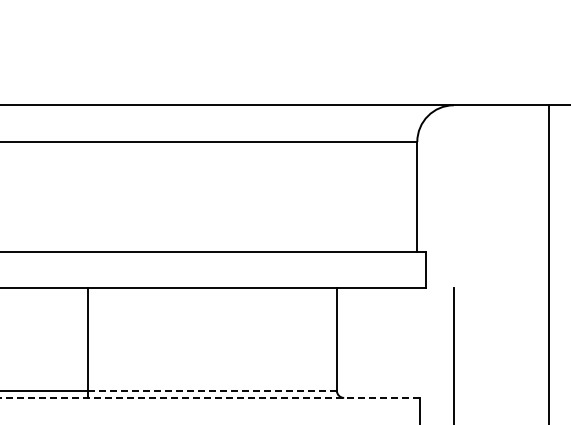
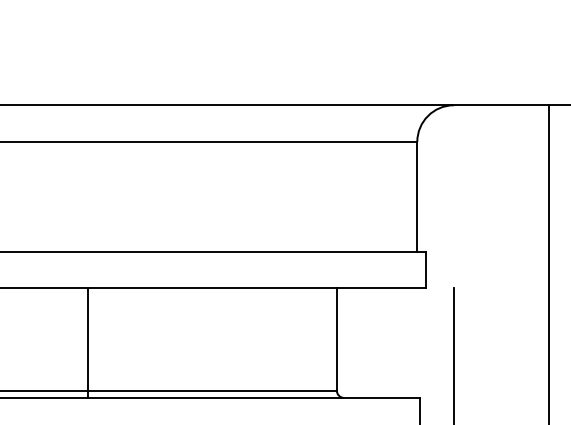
line: dashed -> solid (212, 390)
line: dashed -> solid (210, 397)
